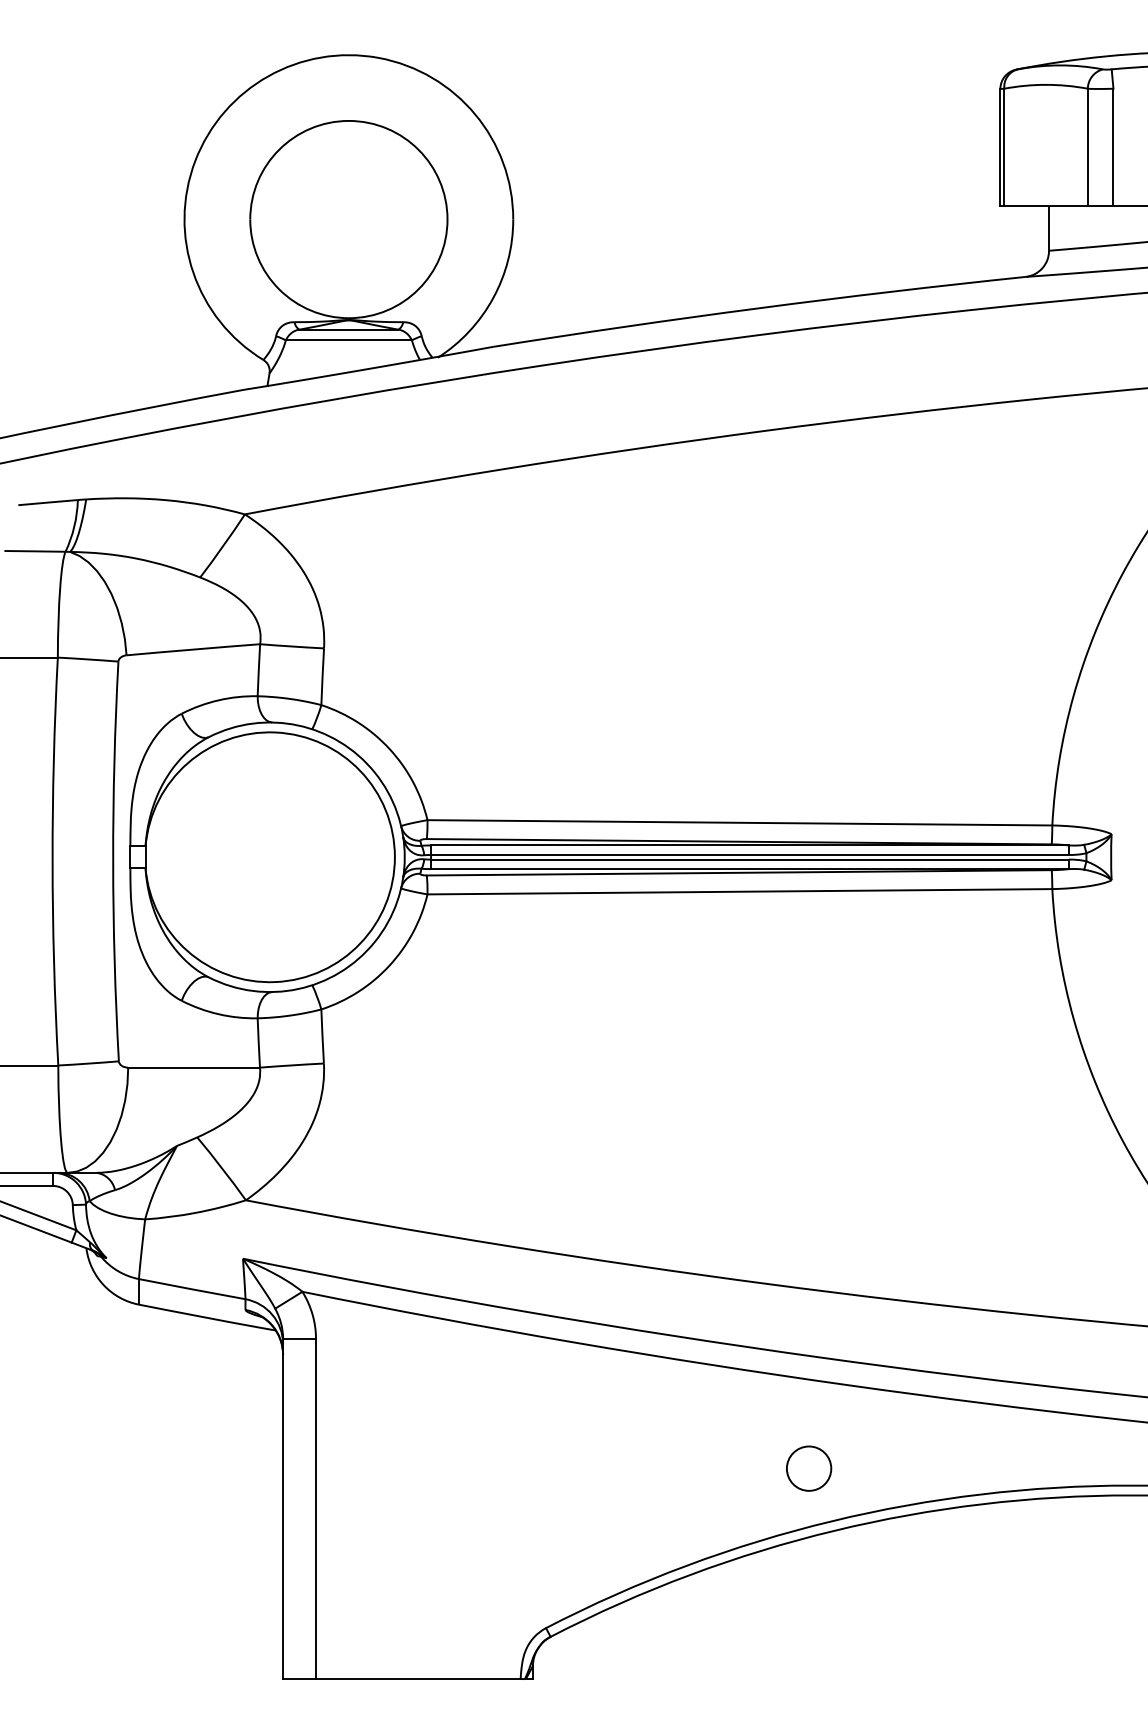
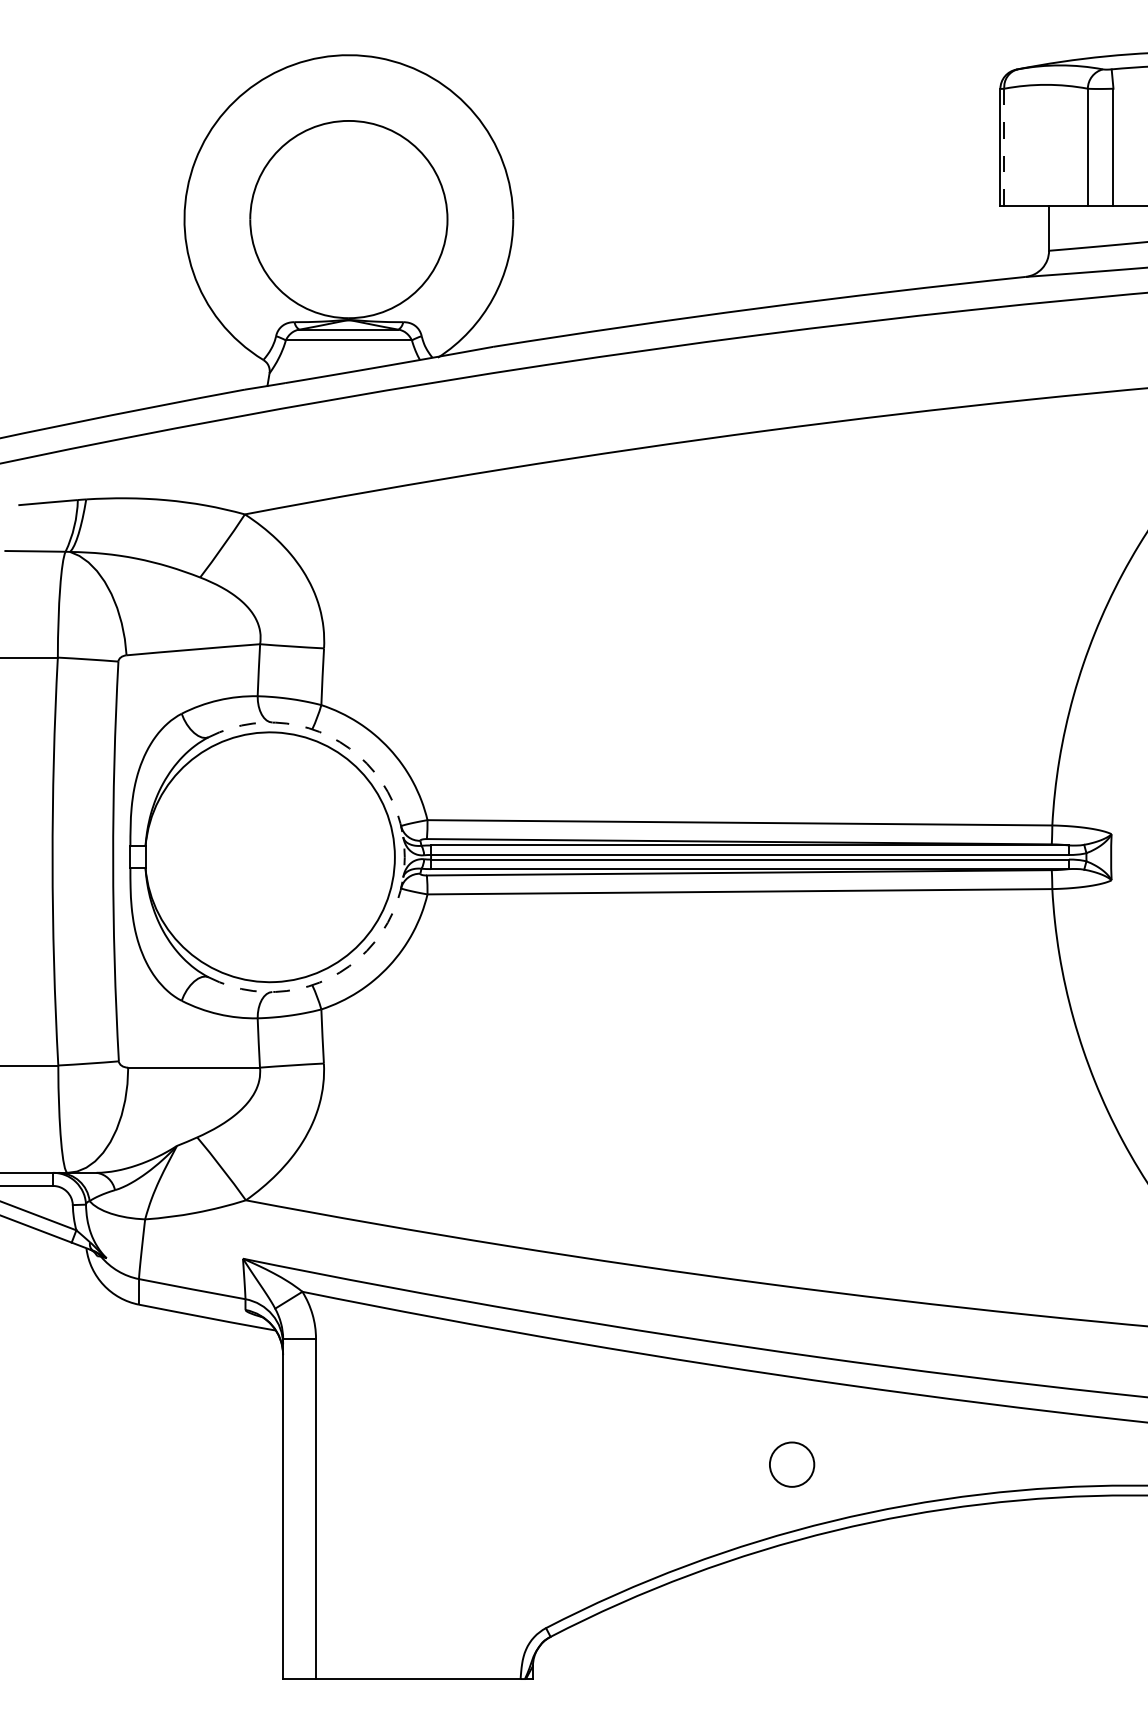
line: solid -> dashed (1004, 147)
arc: solid -> dashed (404, 857)
circle position: (809, 1468) -> (792, 1464) (792, 1464)
